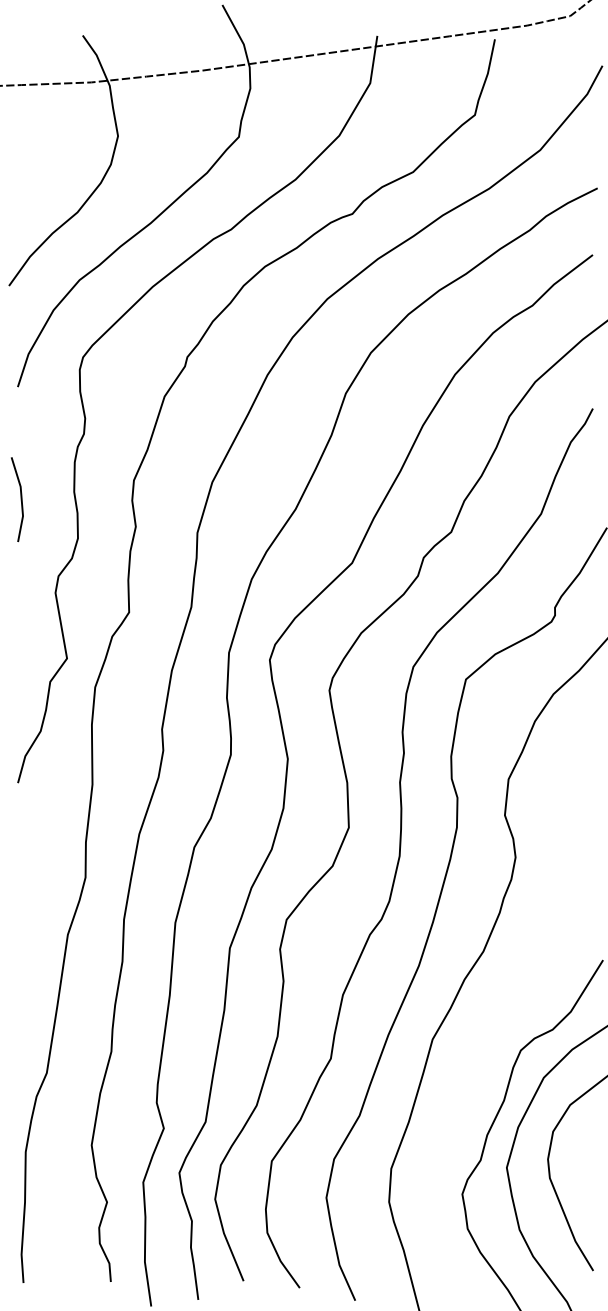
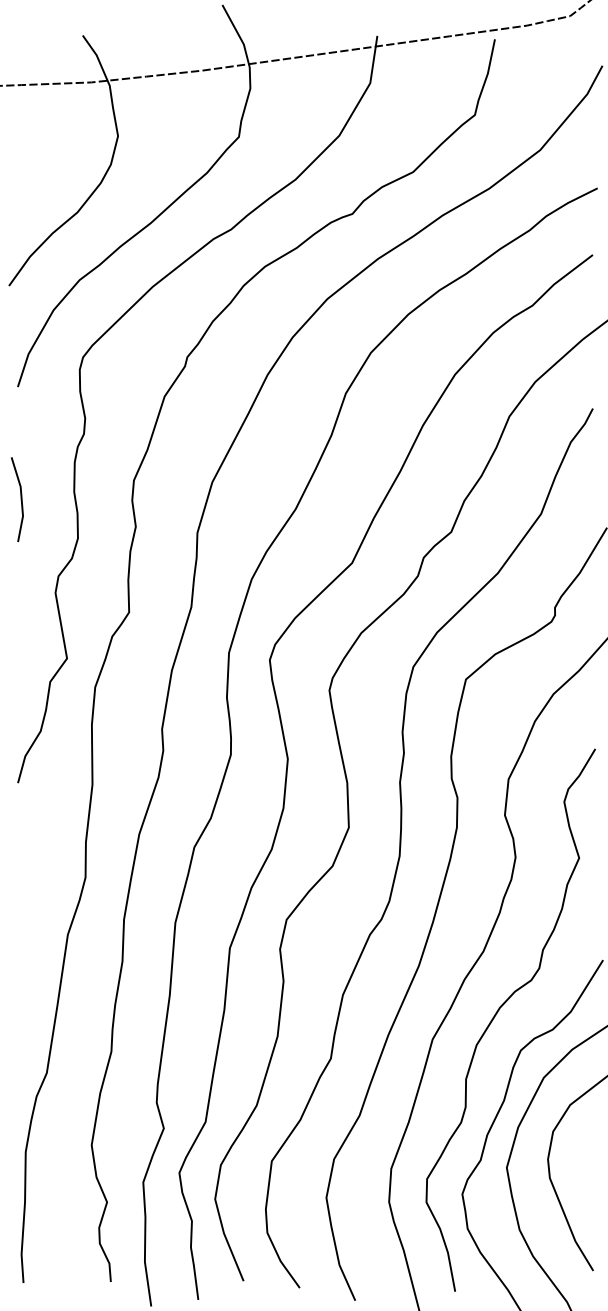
curve: none -> present (498, 1012)
